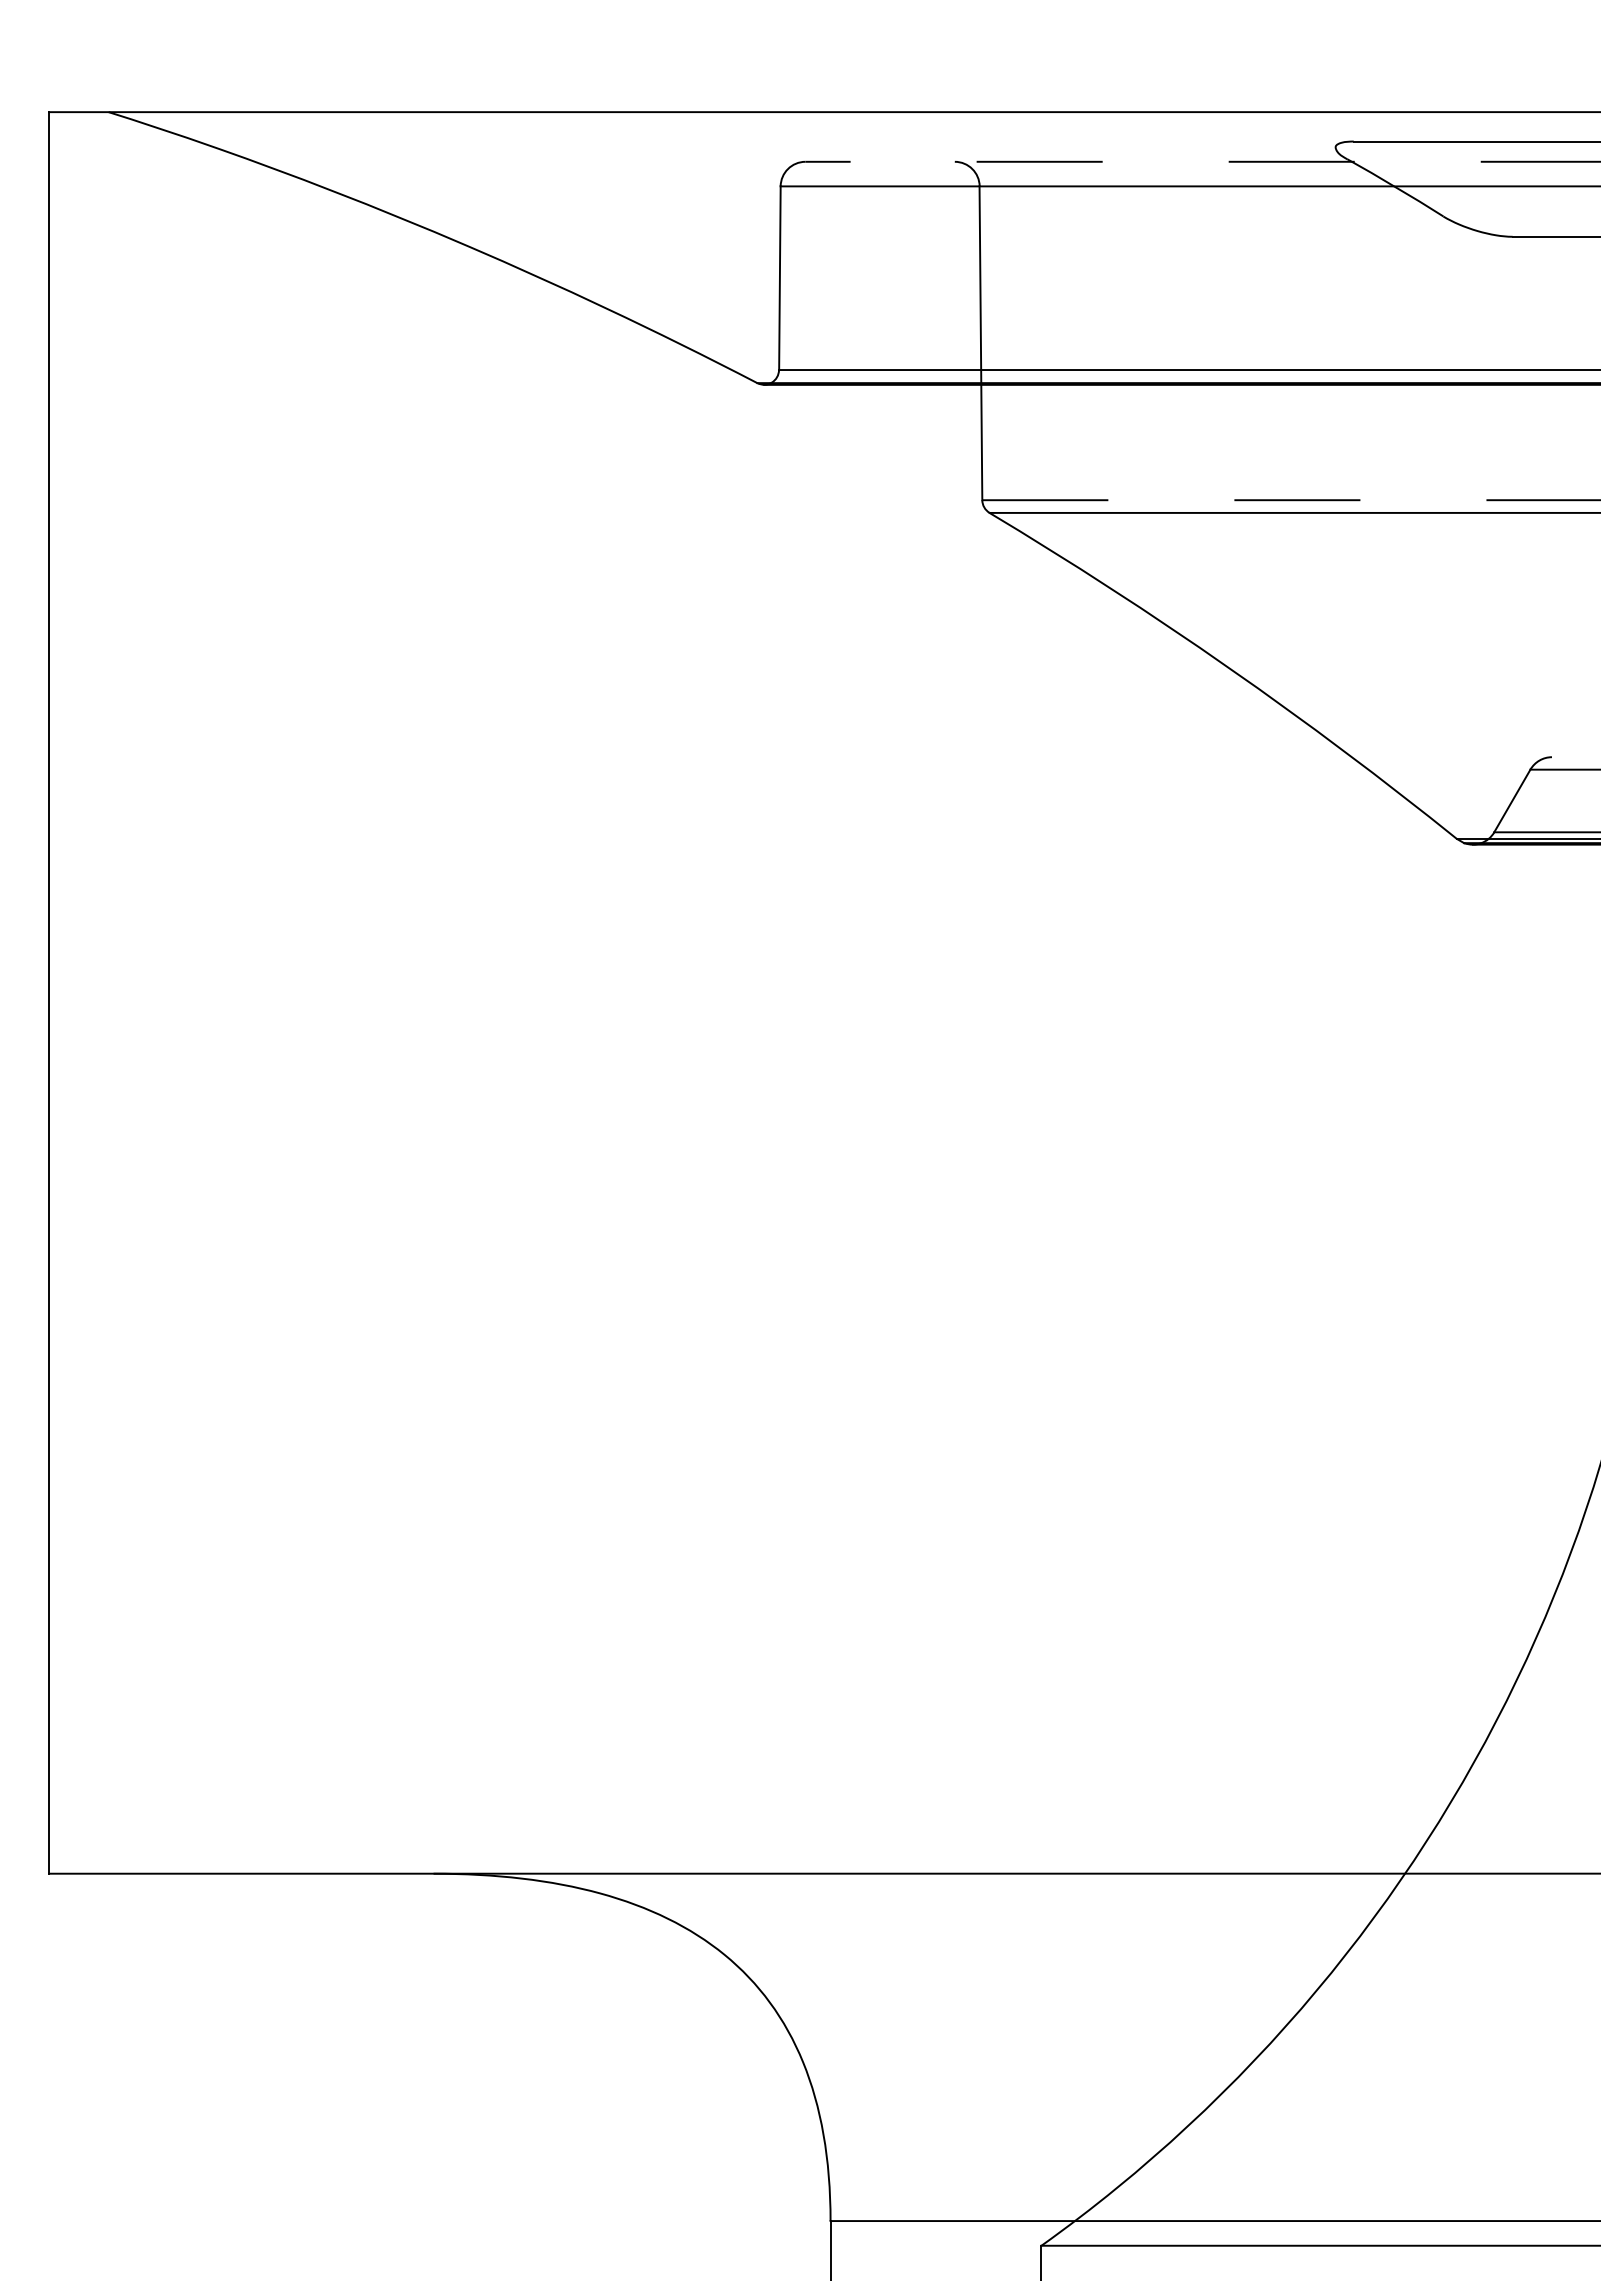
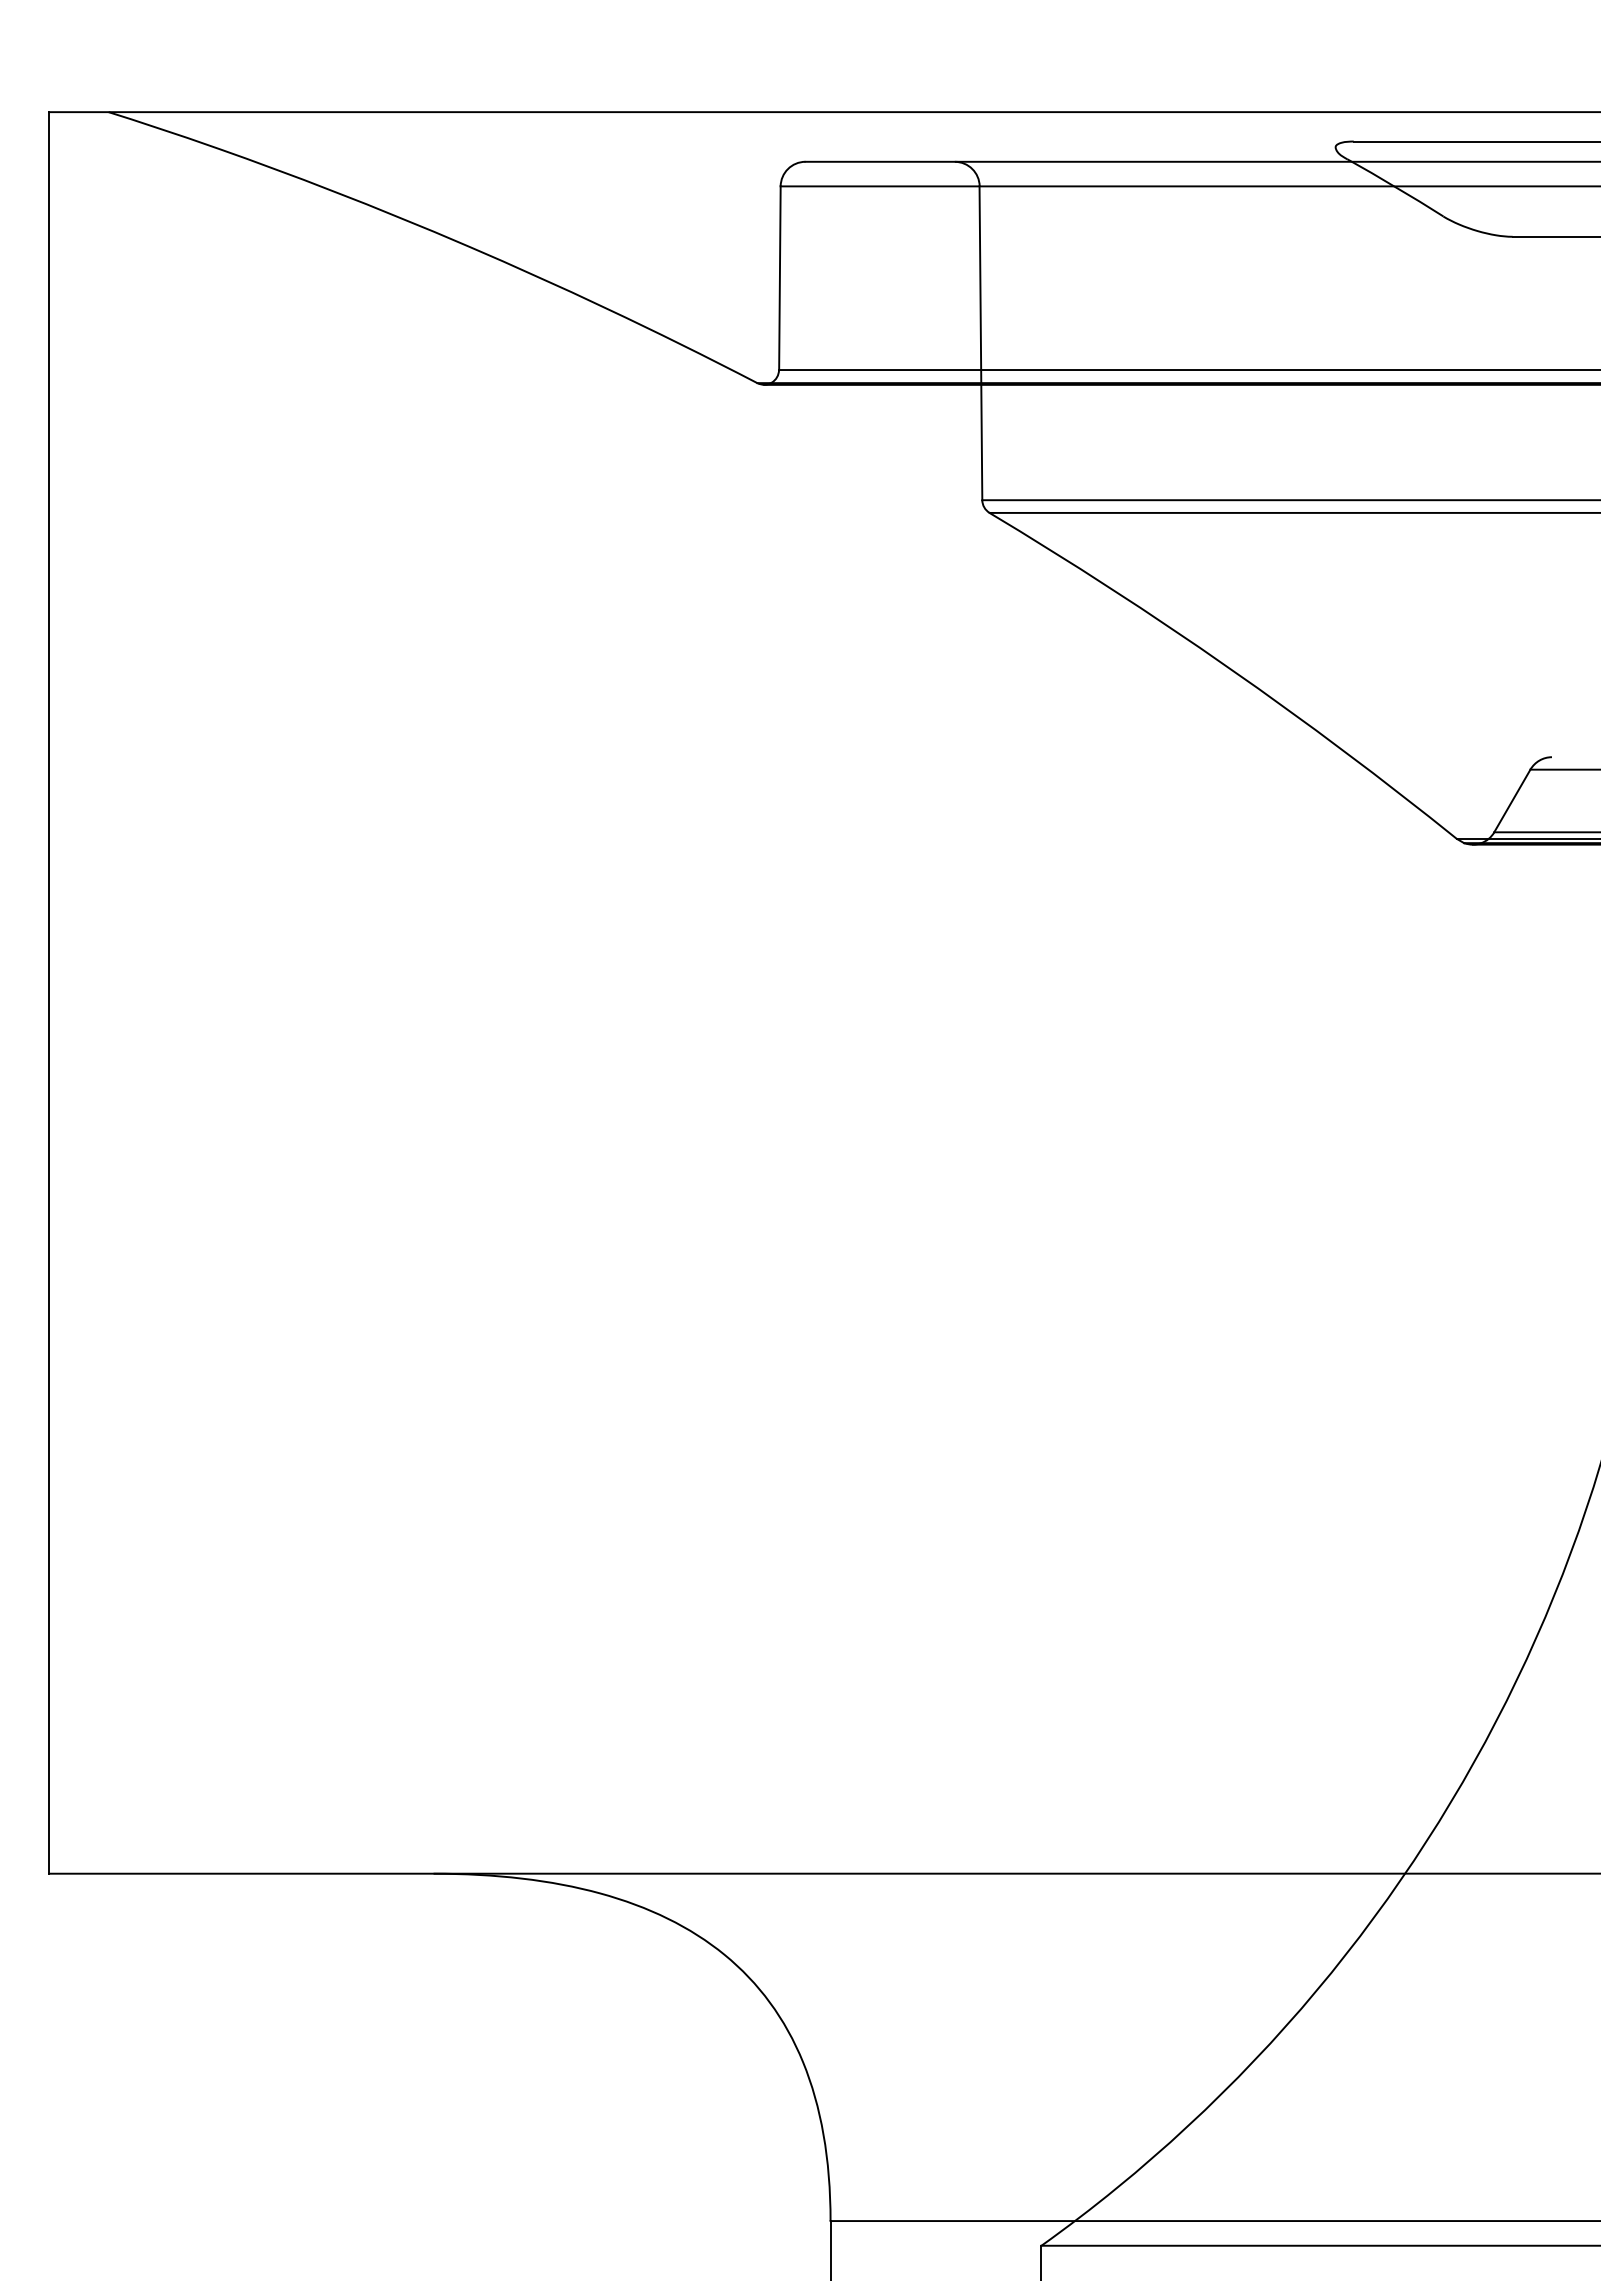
line: dashed -> solid (1202, 161)
line: dashed -> solid (1291, 500)
